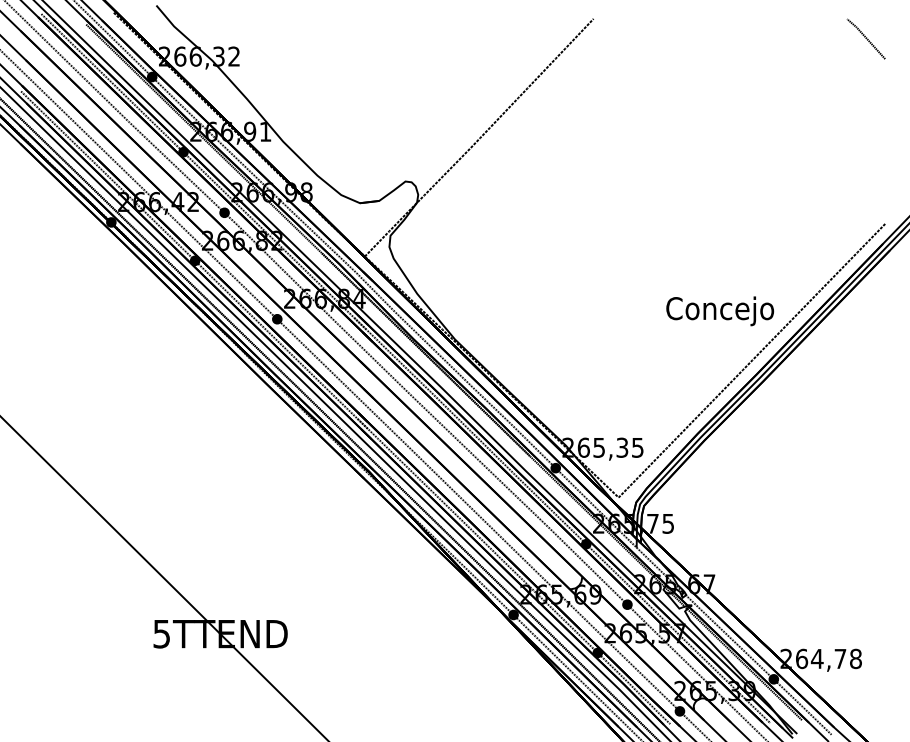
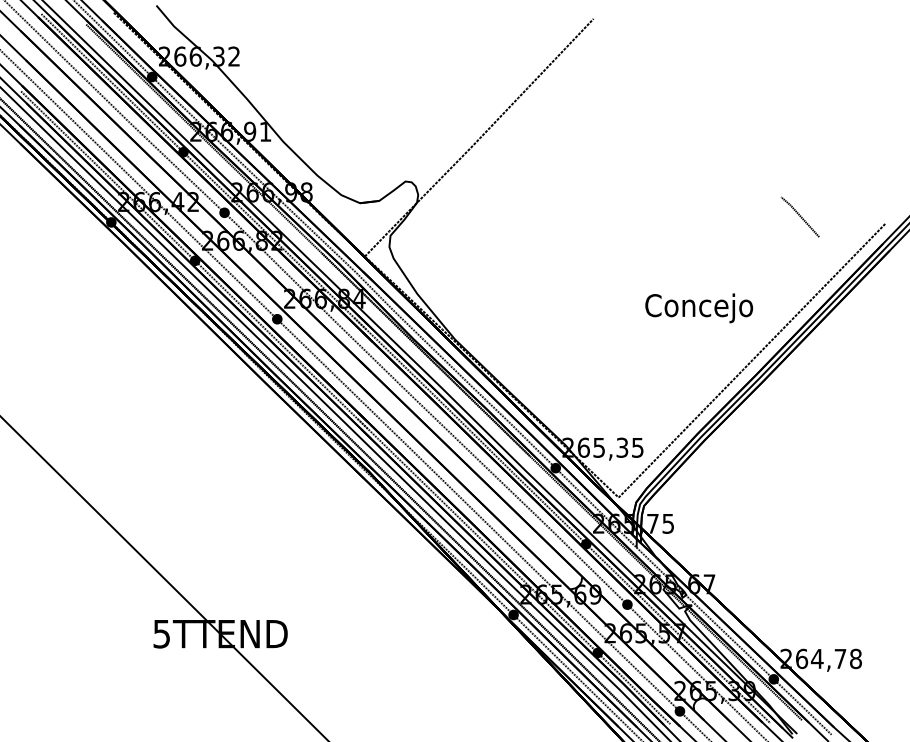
line position: (865, 38) -> (799, 216) (799, 216)
text position: (720, 311) -> (699, 308) (699, 308)
